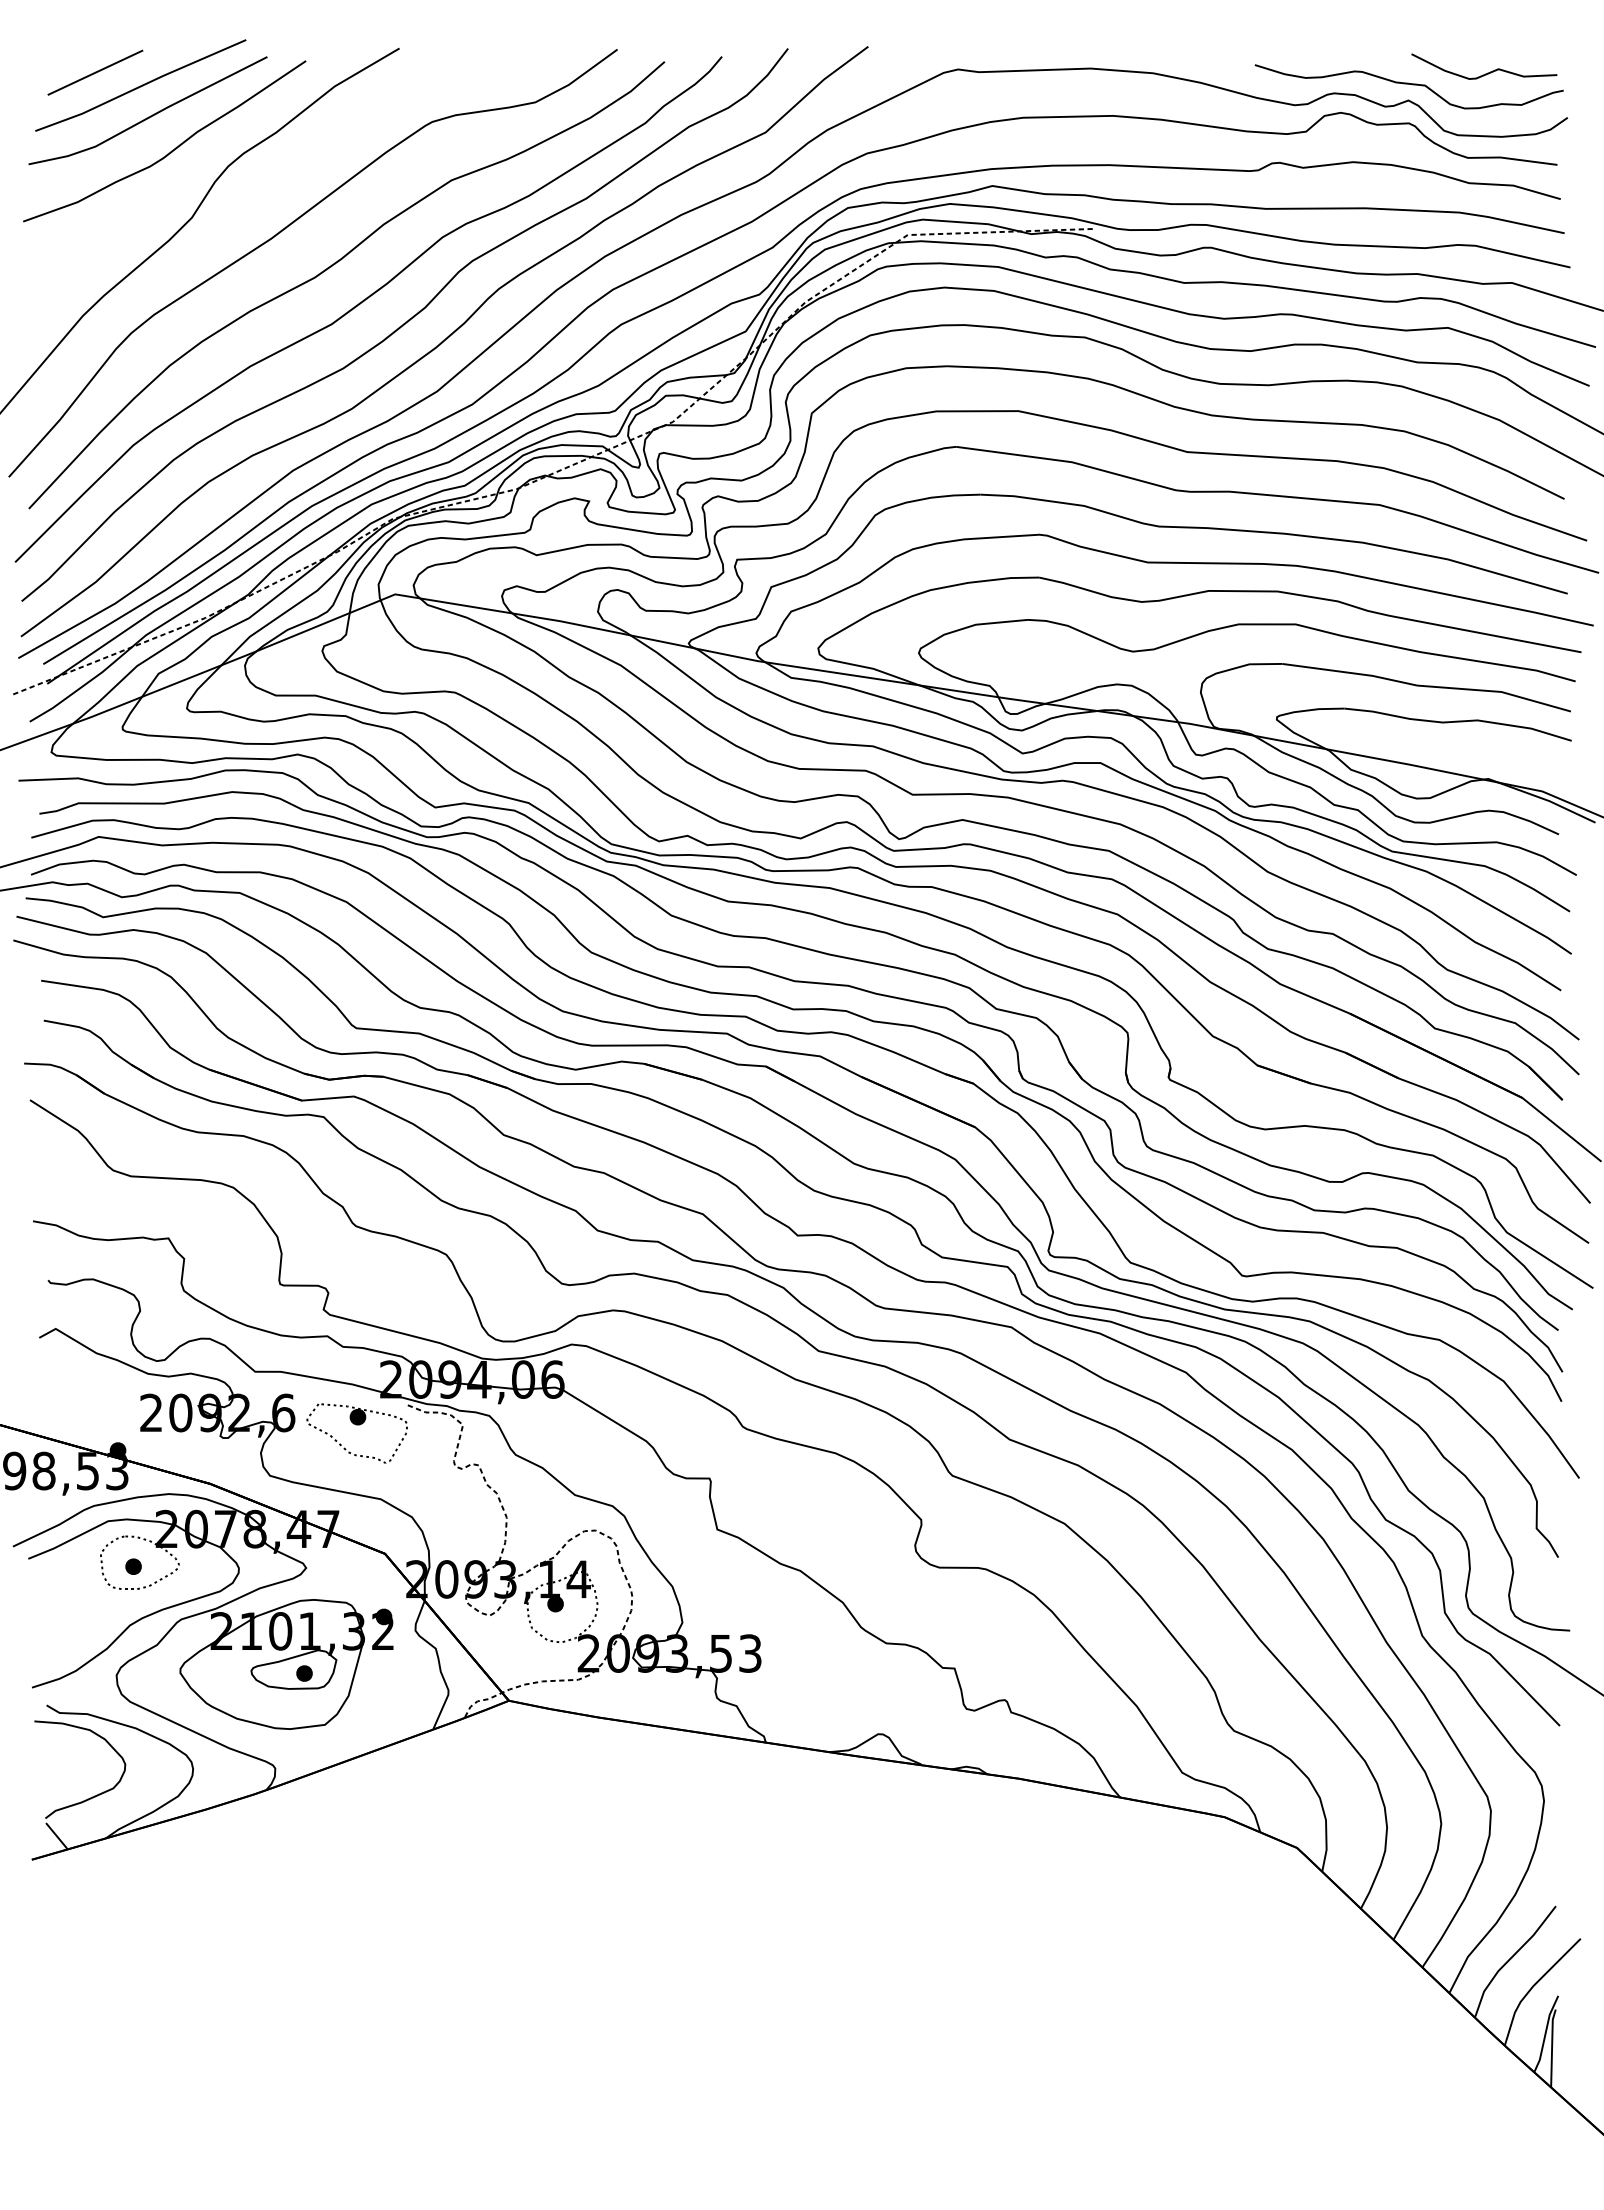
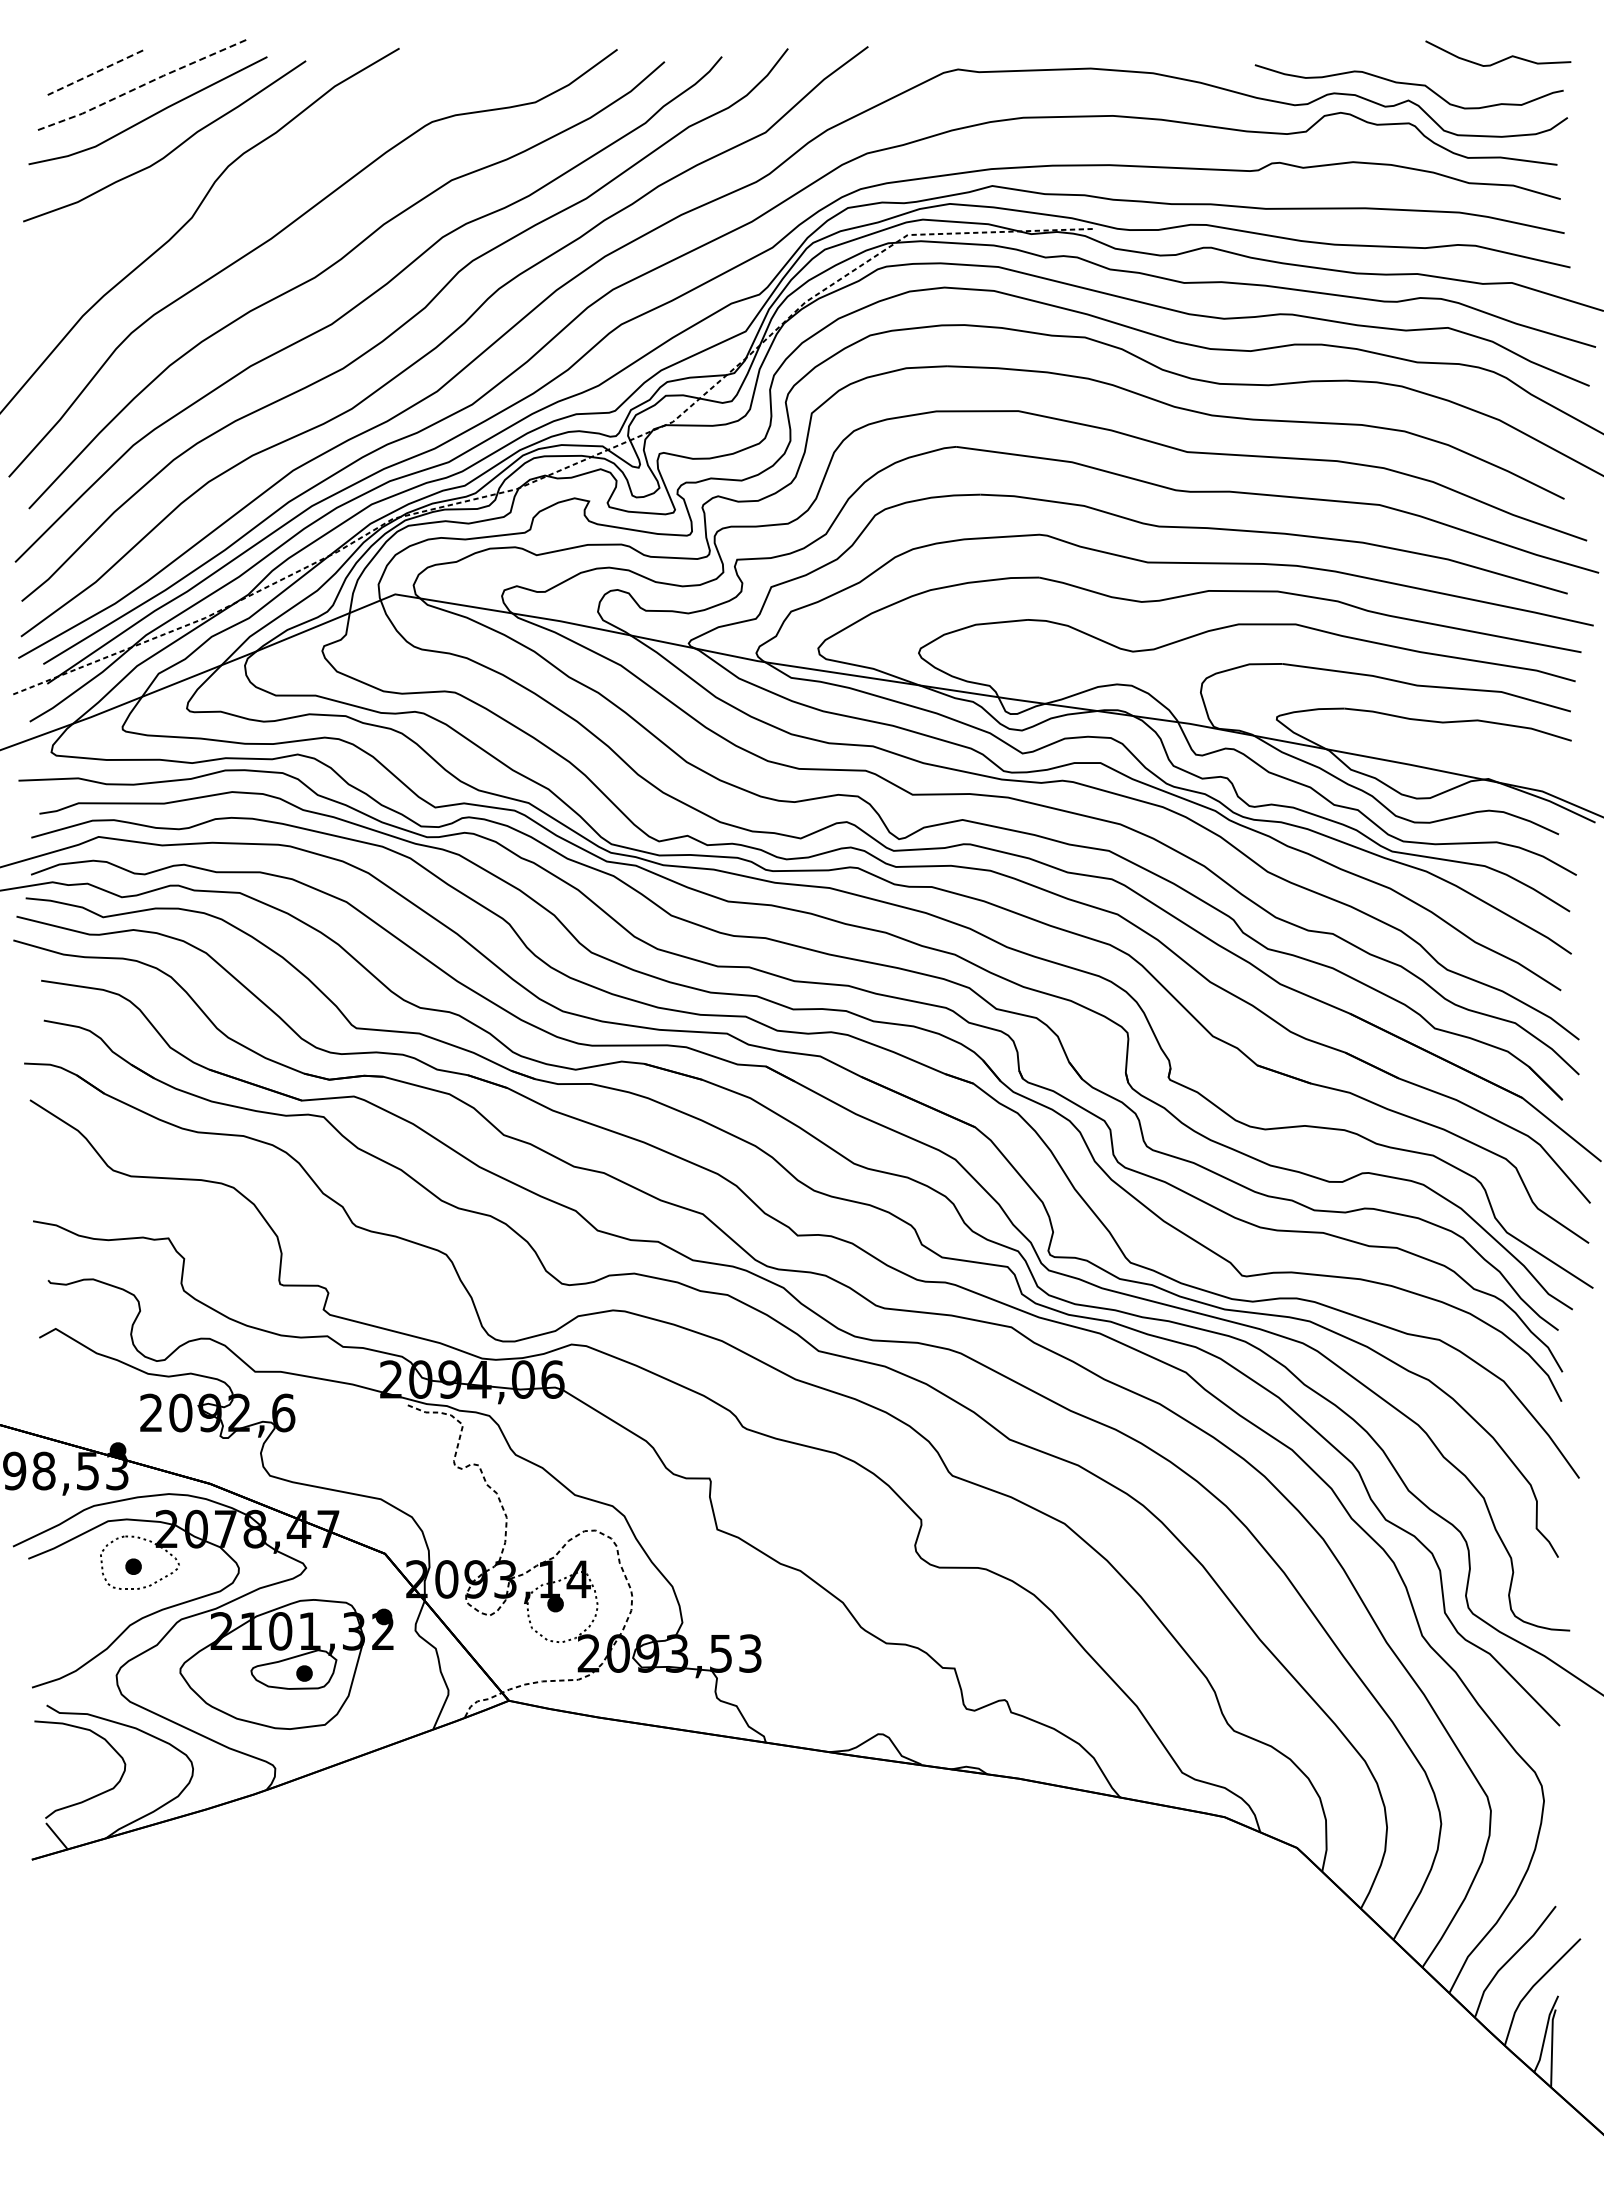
line: solid -> dashed (95, 72)
curve position: (1487, 72) -> (1501, 59) (1501, 59)
line: solid -> dashed (140, 86)
part: present -> none (356, 1425)
